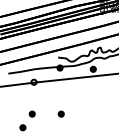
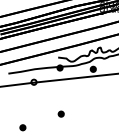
part: present -> none (31, 113)
